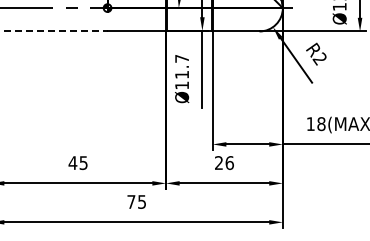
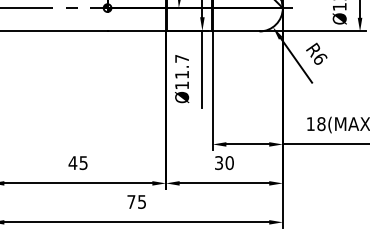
line: dashed -> solid (54, 31)
text: R2 -> R6 (319, 58)
text: 26 -> 30 (224, 163)
